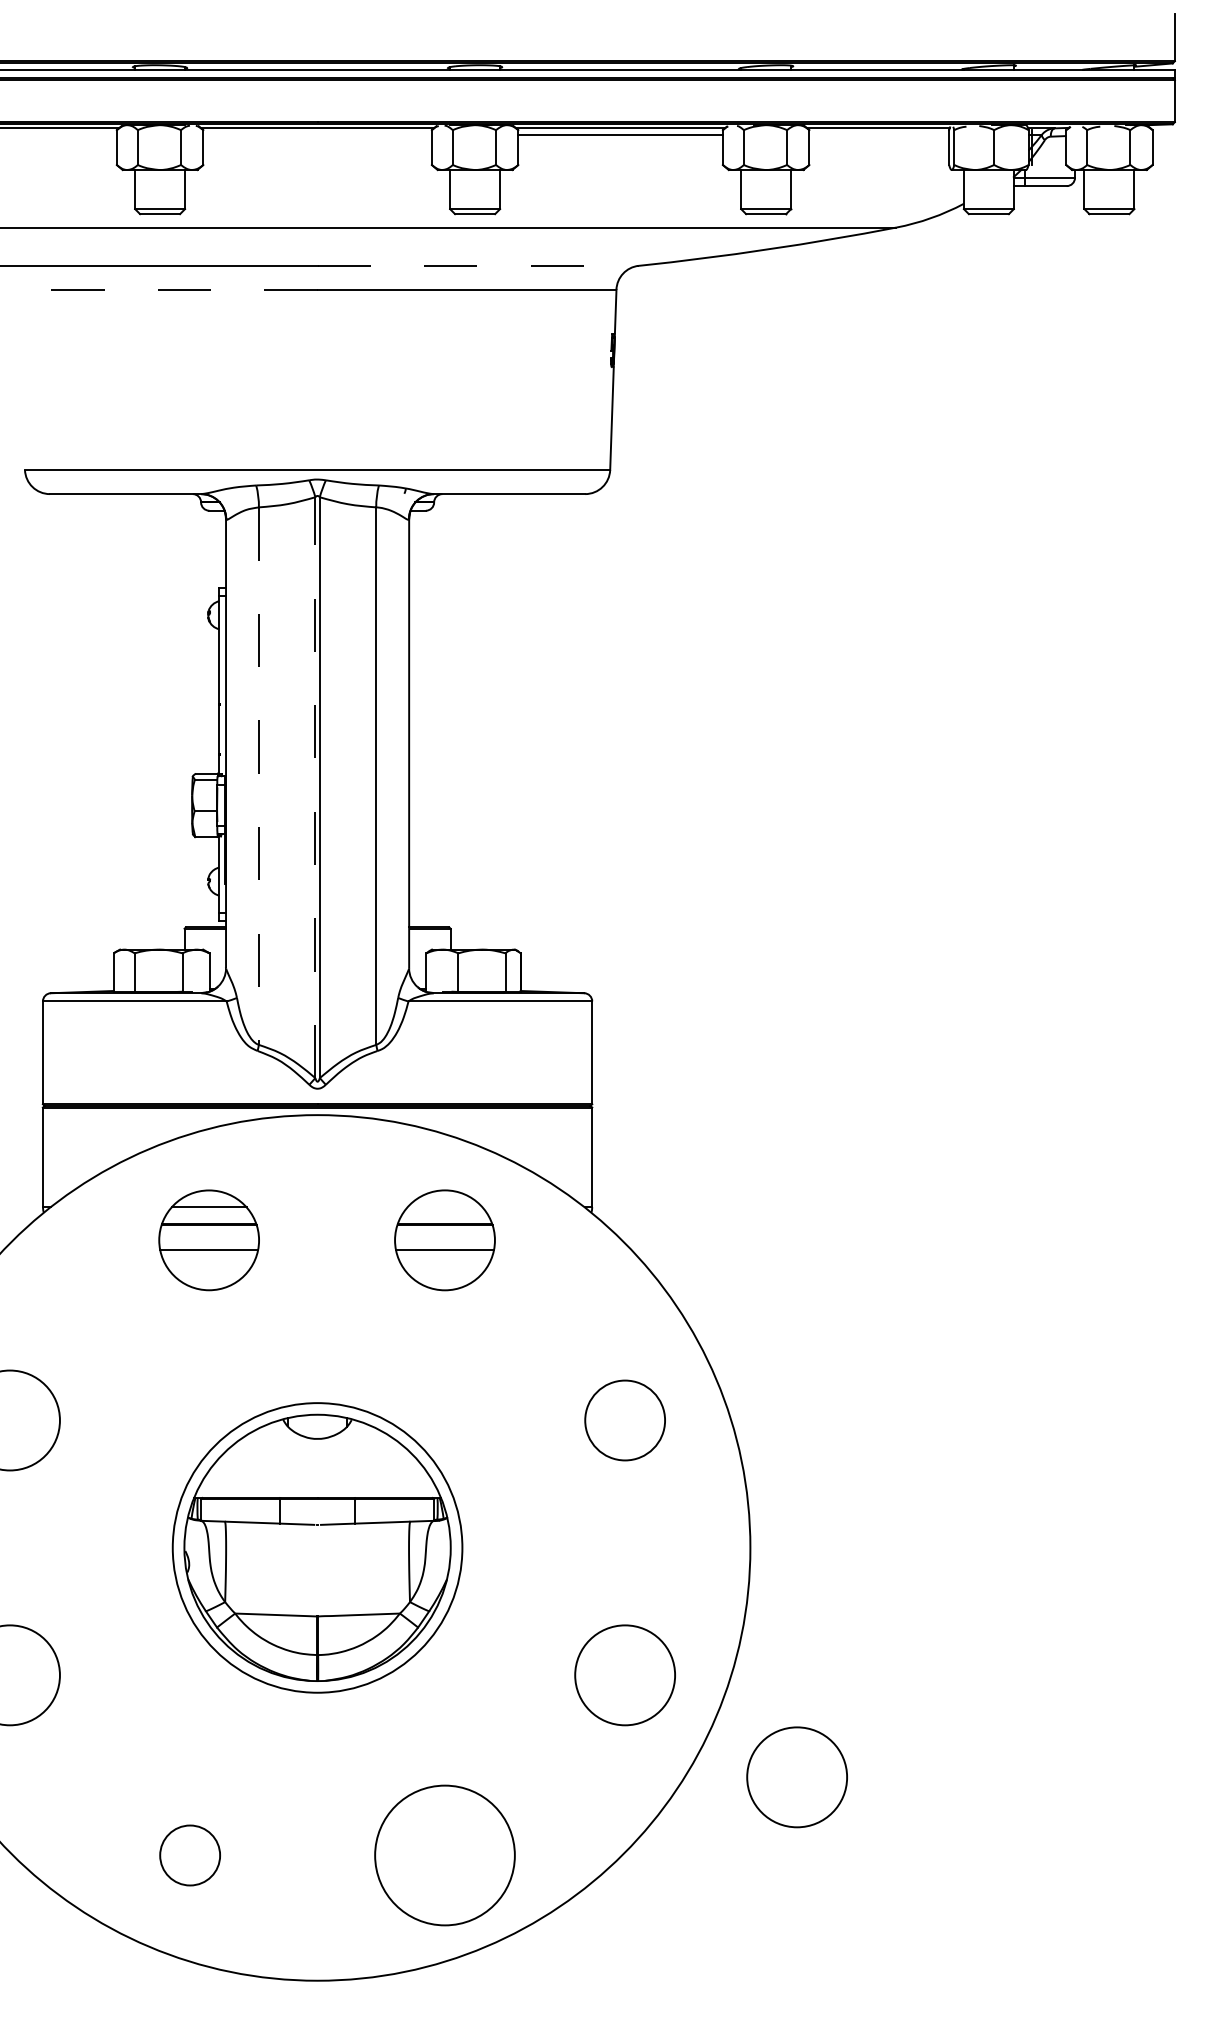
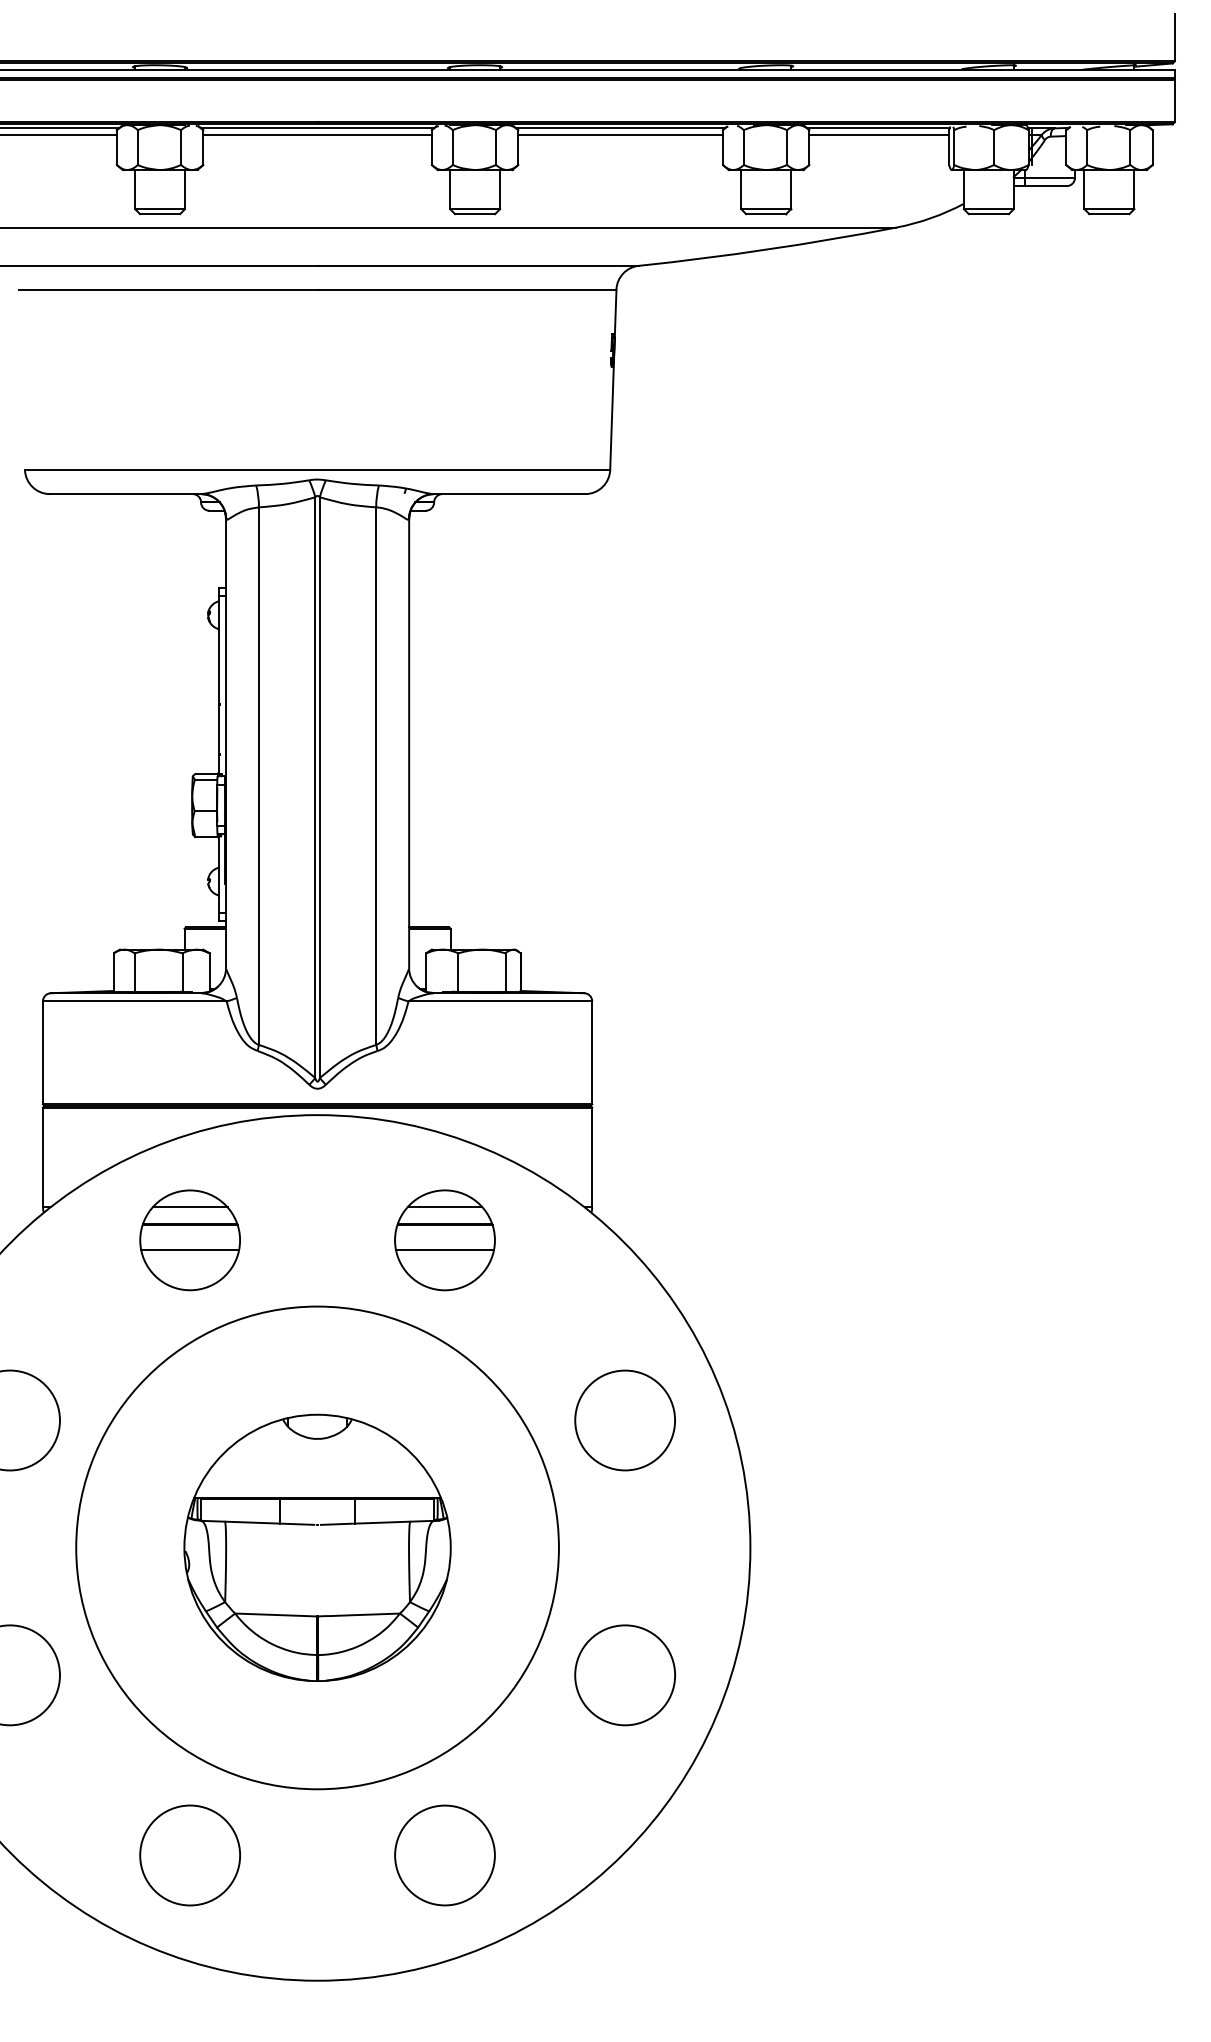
line: none -> present (59, 135)
line: none -> present (317, 135)
line: none -> present (879, 135)
line: dashed -> solid (478, 265)
line: dashed -> solid (167, 289)
line: dashed -> solid (258, 776)
line: dashed -> solid (315, 787)
line: none -> present (444, 1207)
part position: (208, 1240) -> (189, 1240) (189, 1240)
circle diameter: 80 px -> 100 px (625, 1420)
circle diameter: 290 px -> 483 px (317, 1547)
circle: present -> none (796, 1777)
circle diameter: 60 px -> 100 px (190, 1855)
circle diameter: 140 px -> 100 px (444, 1855)
